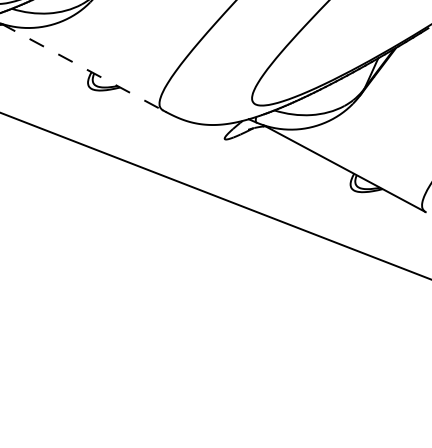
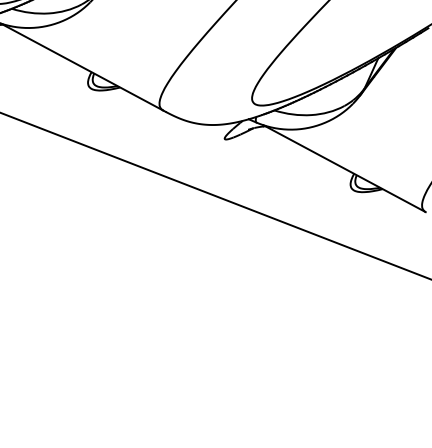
line: dashed -> solid (82, 67)
